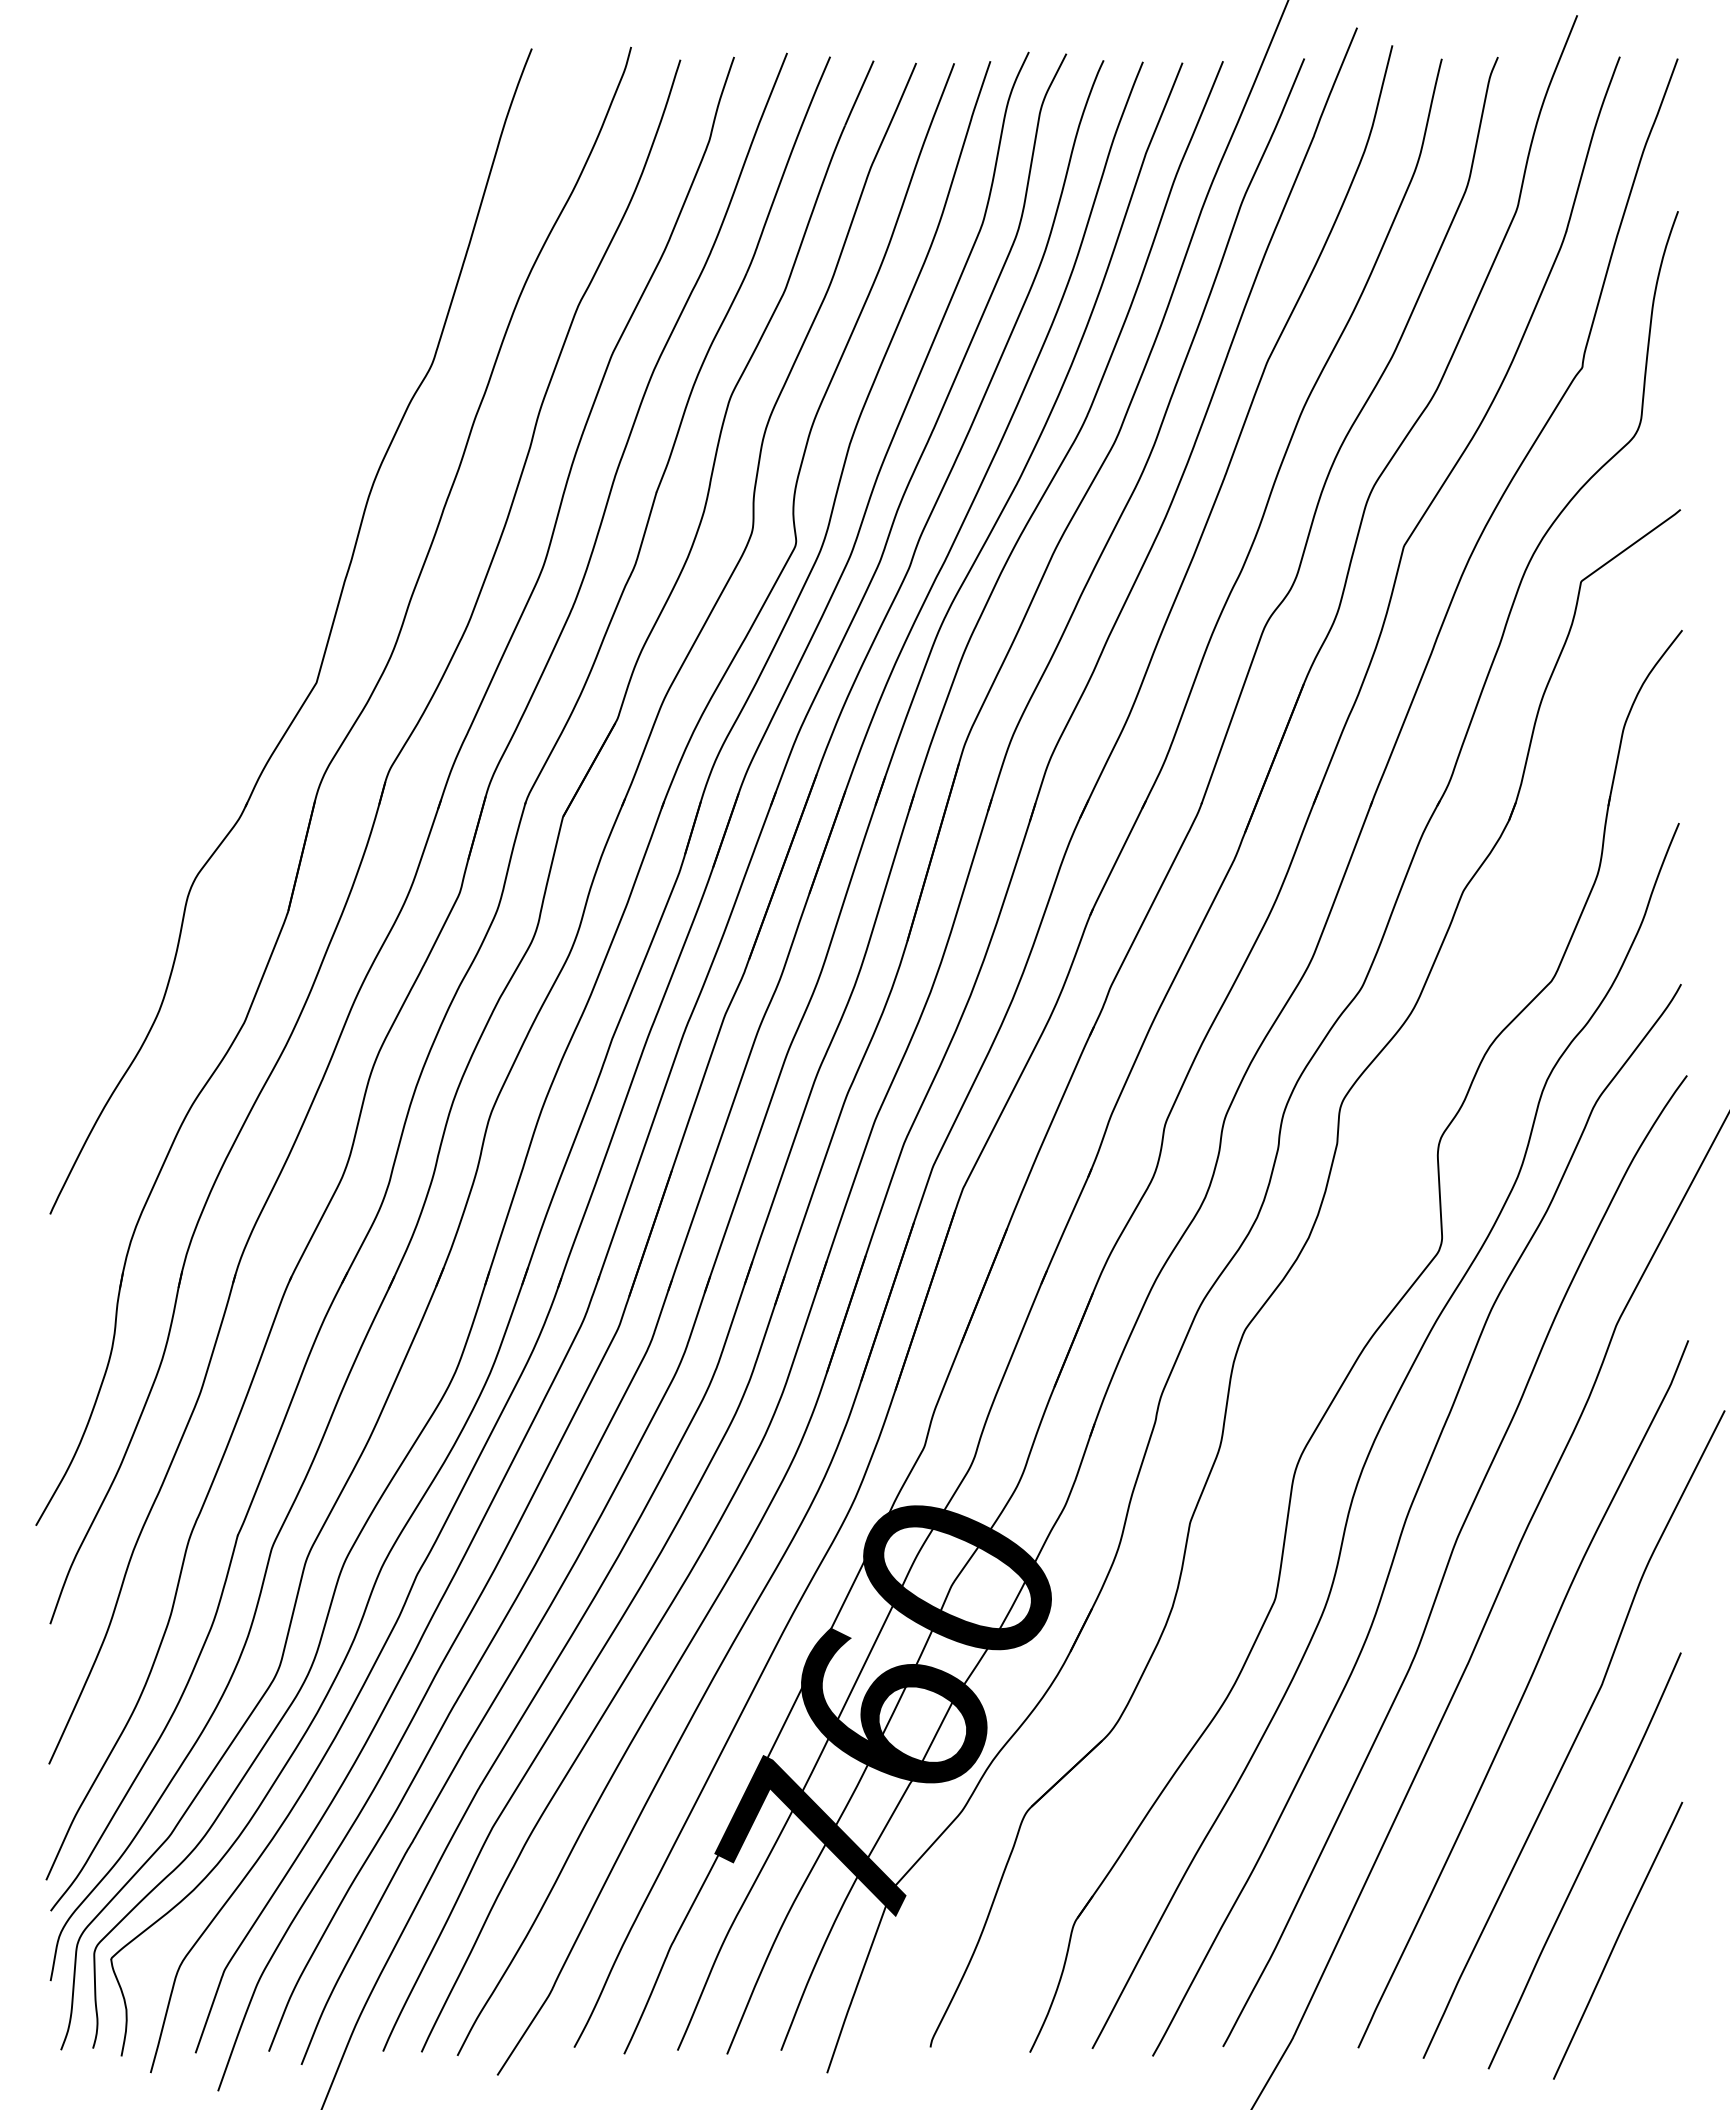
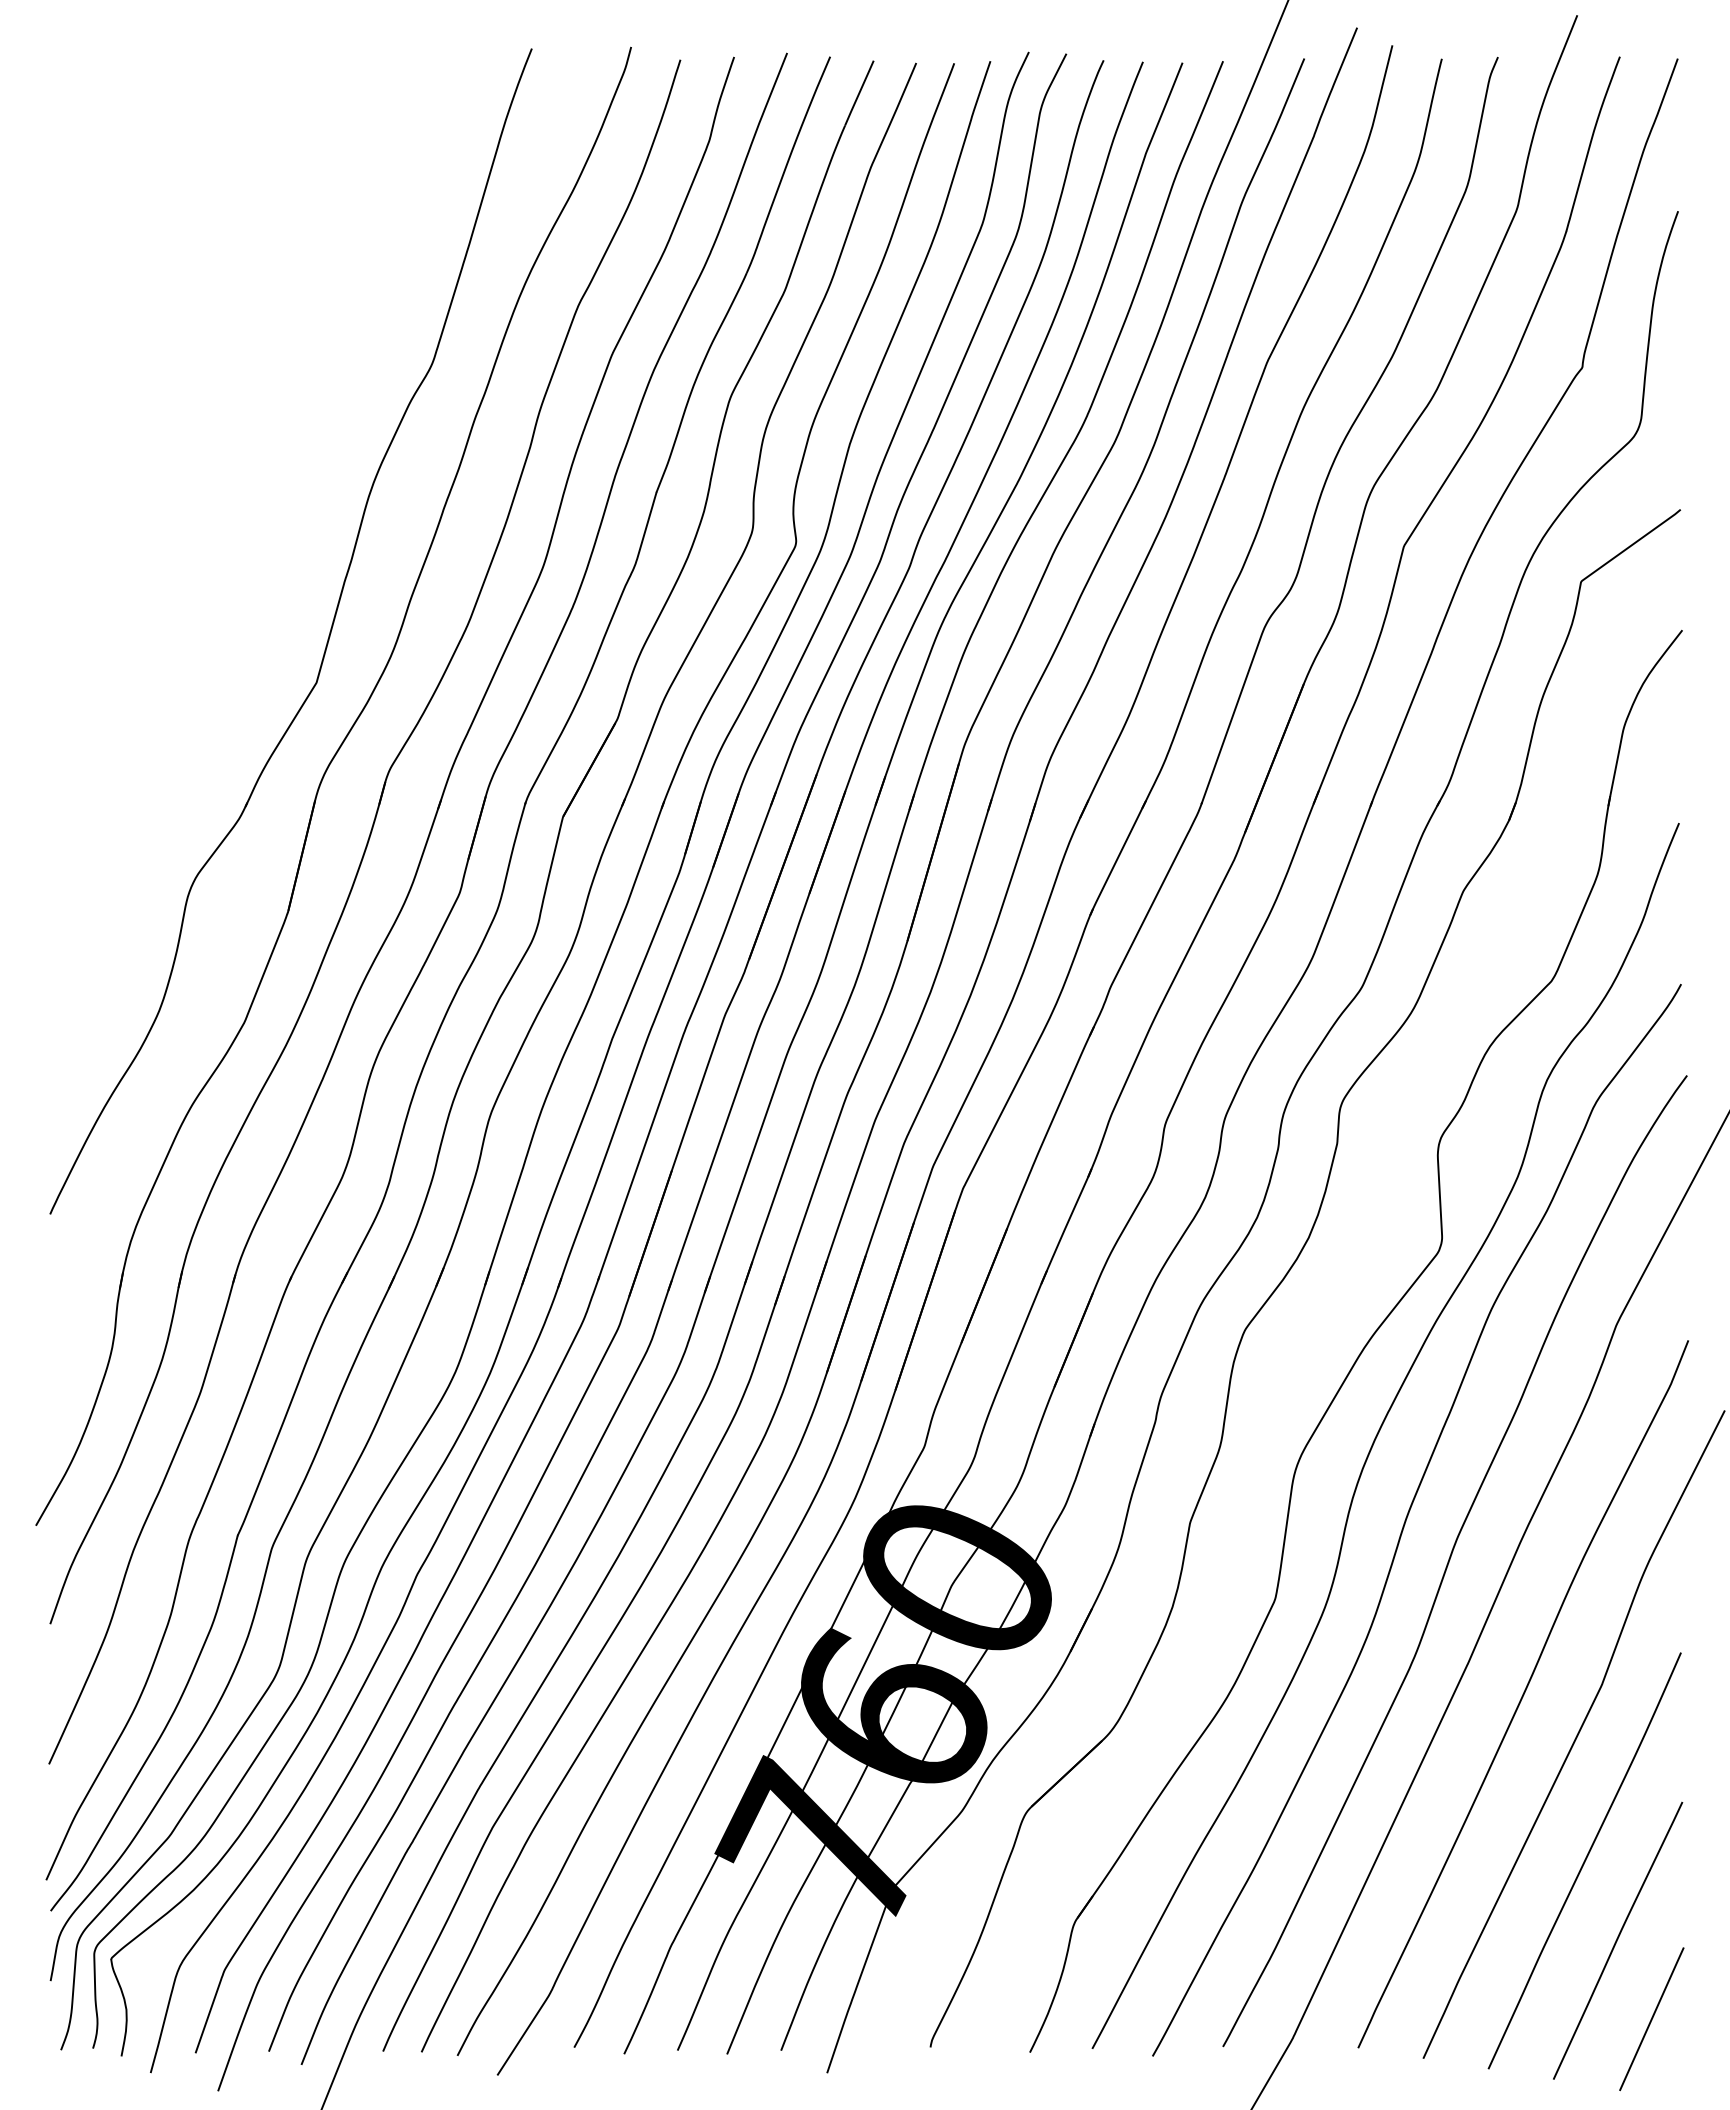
line: none -> present (1651, 2019)
